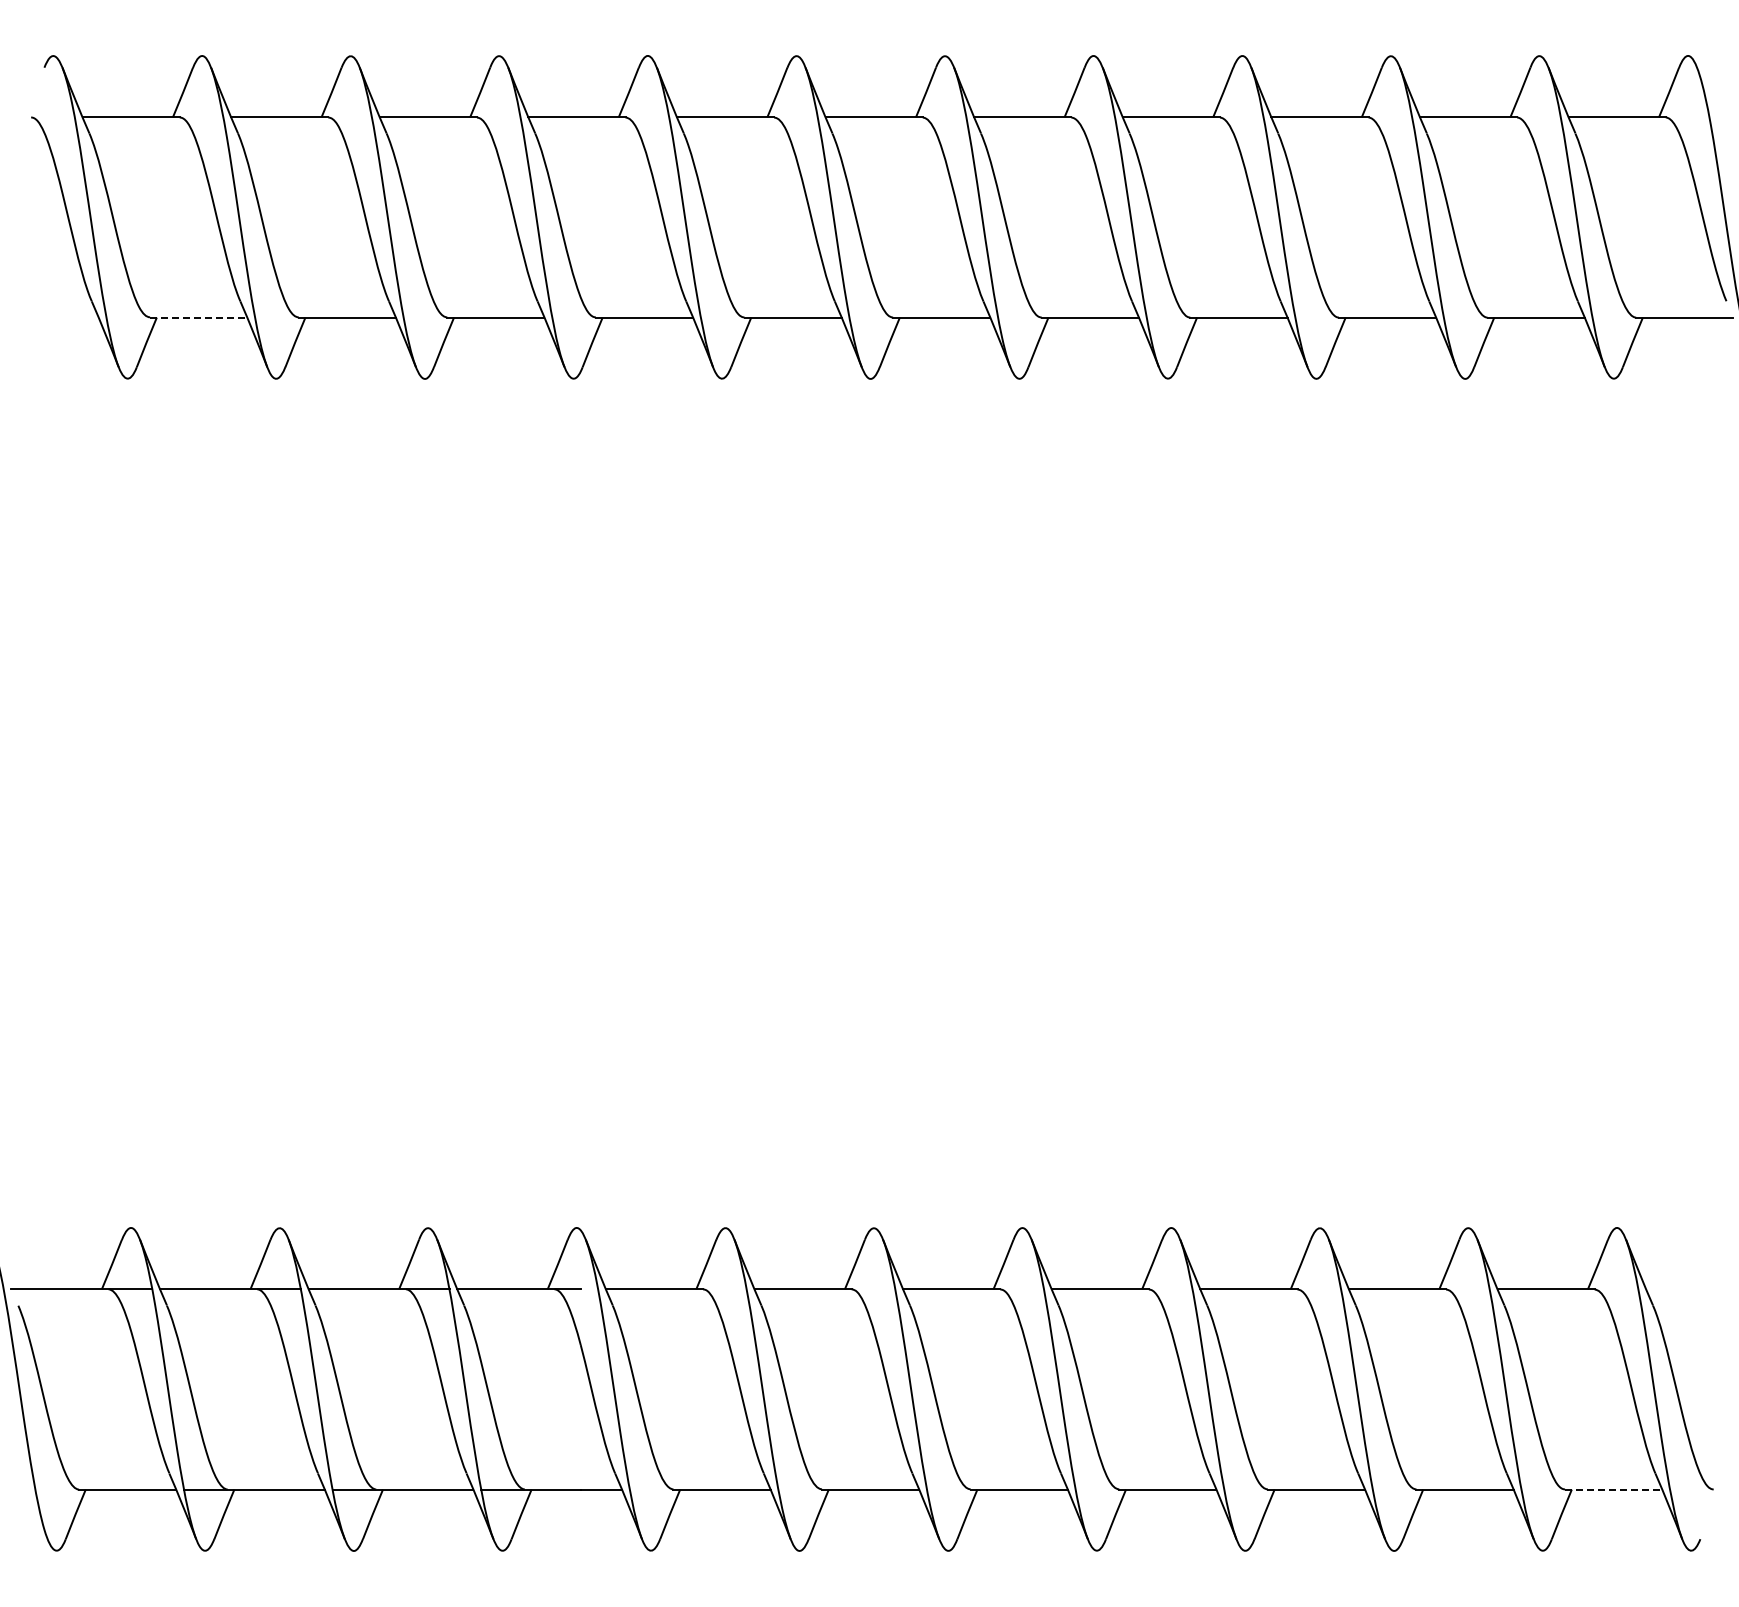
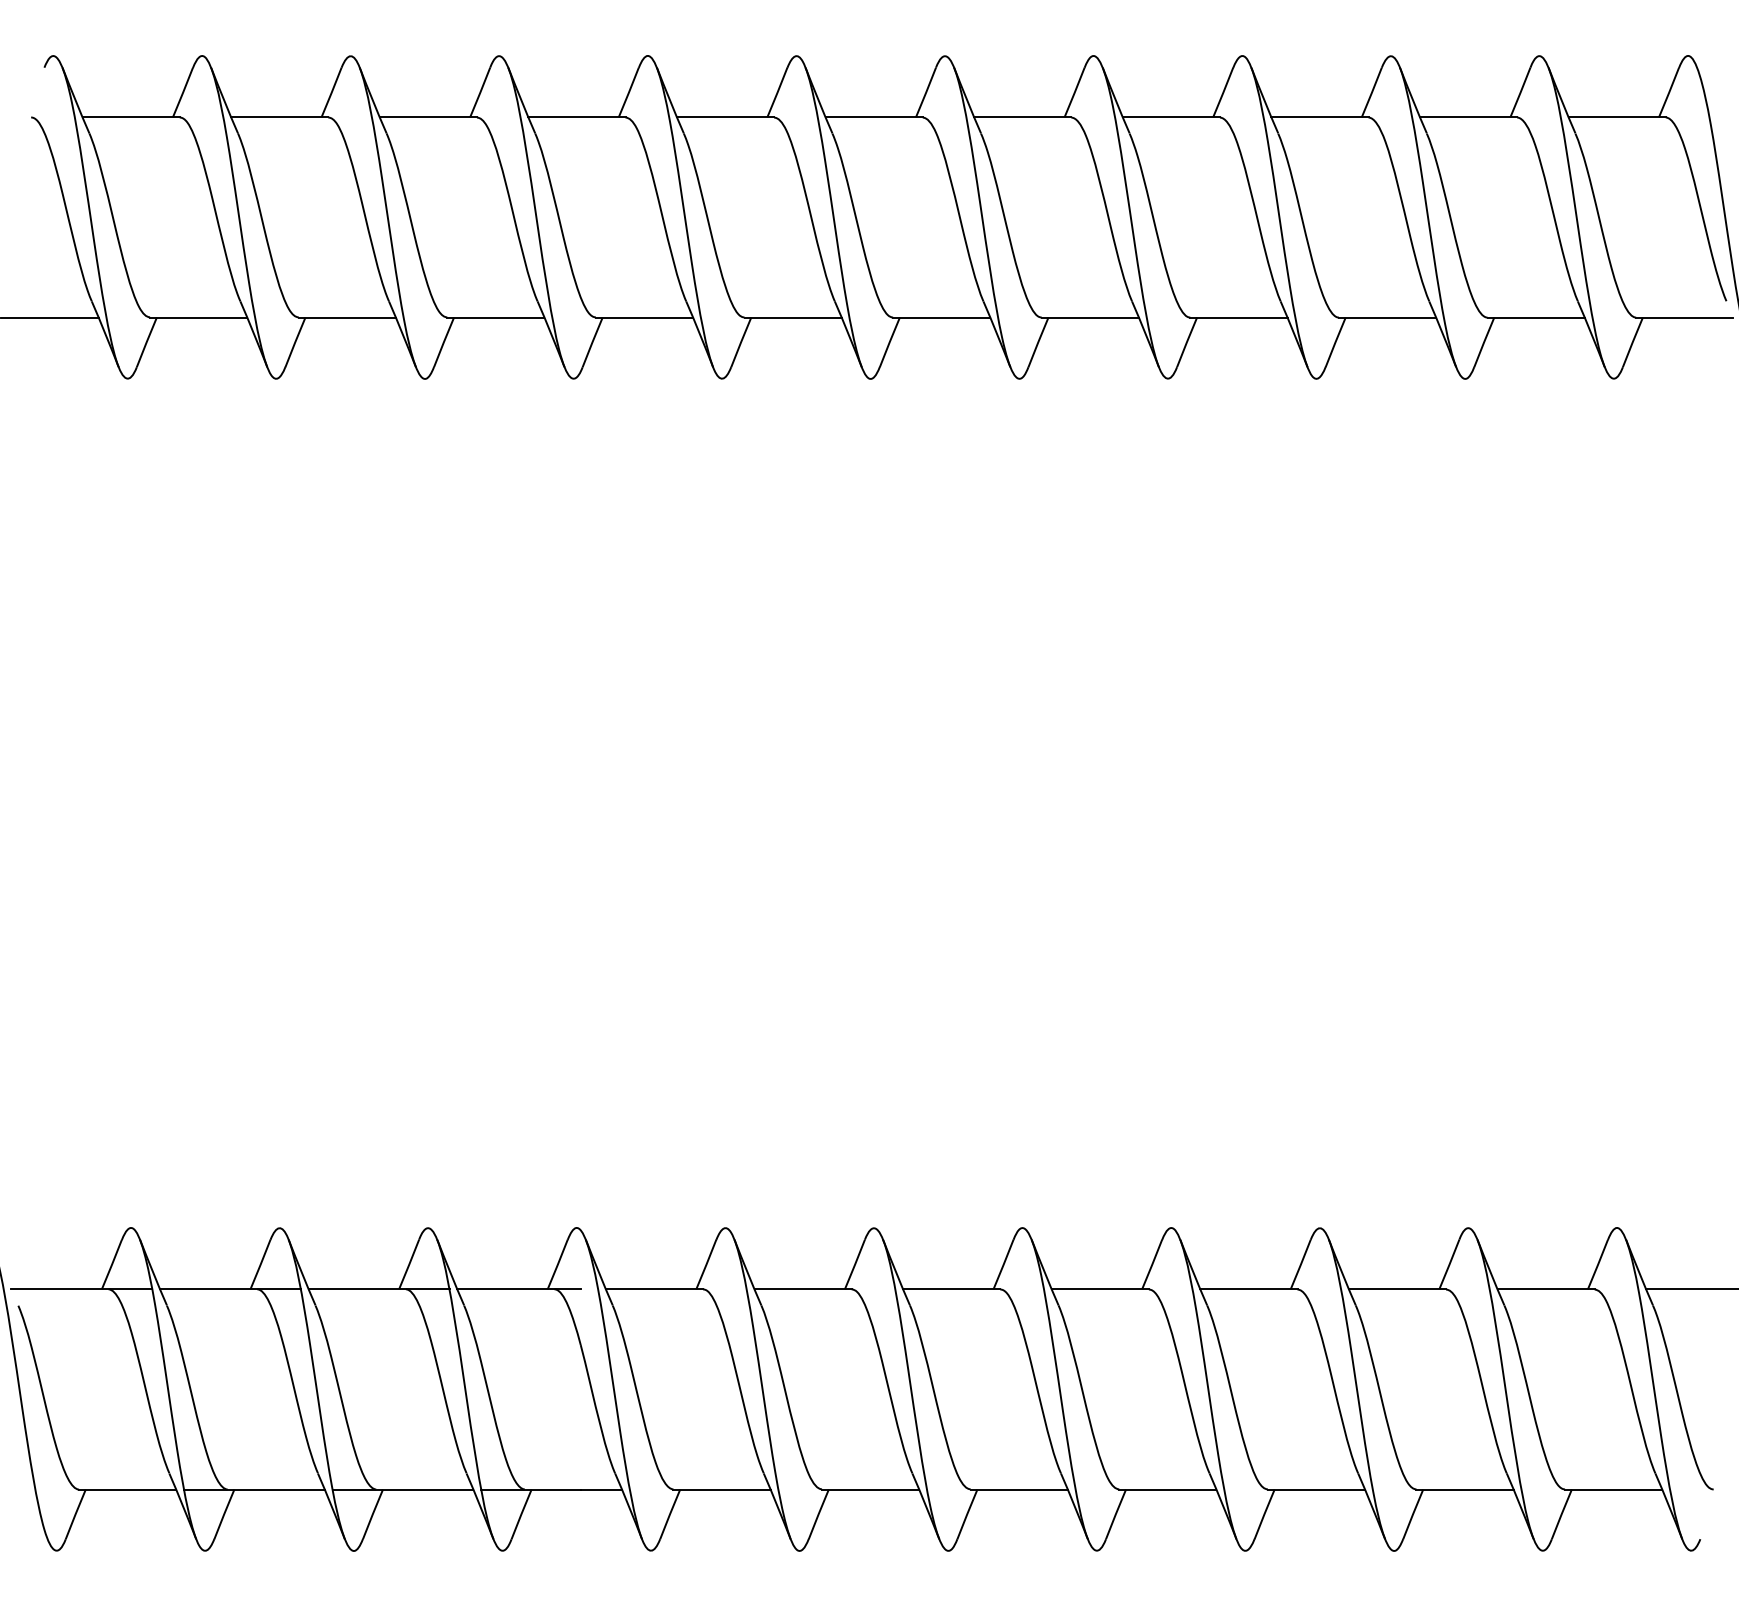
line: none -> present (50, 317)
line: dashed -> solid (198, 317)
line: none -> present (1690, 1289)
line: dashed -> solid (1613, 1489)
